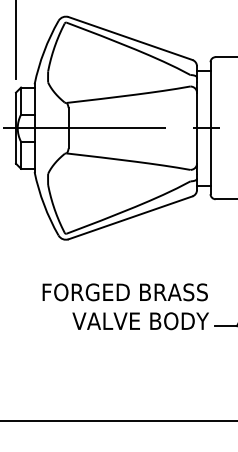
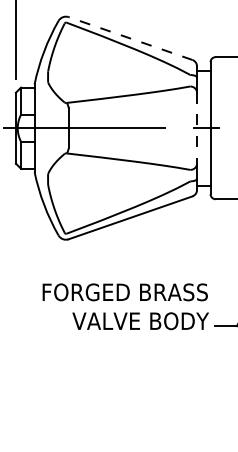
line: solid -> dashed (130, 38)
line: solid -> dashed (197, 128)
line: present -> none (118, 421)
